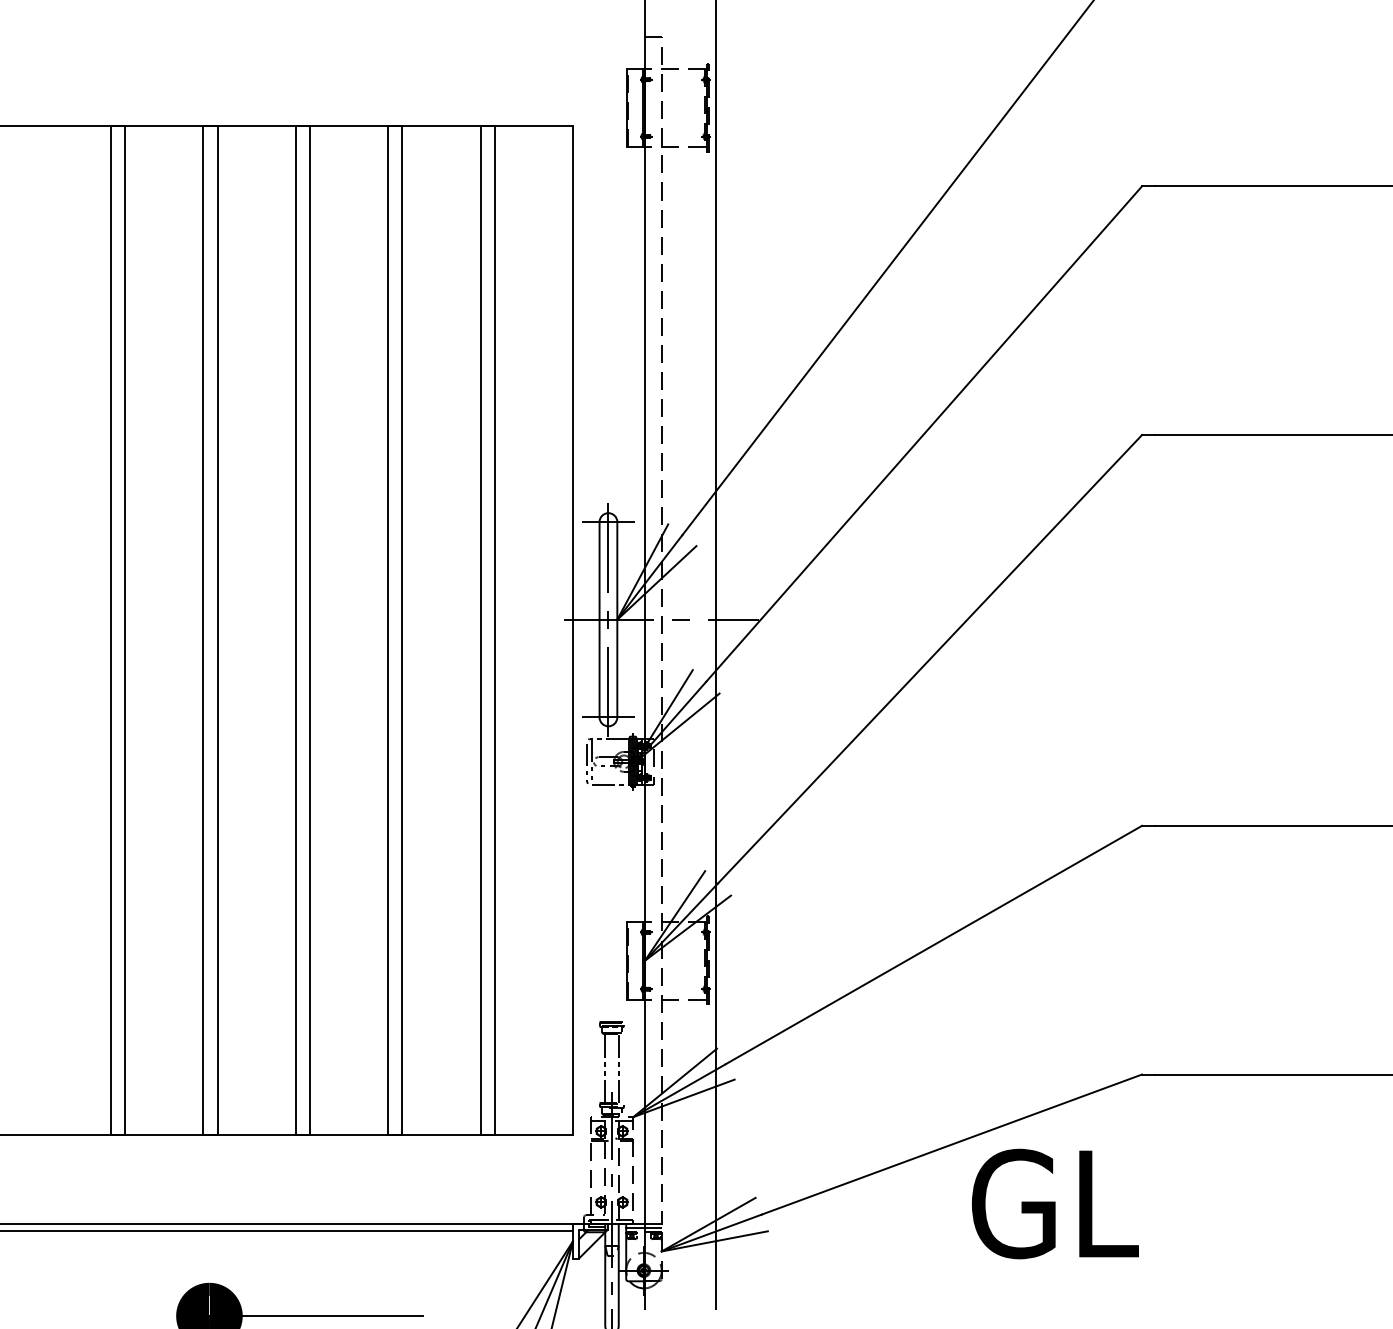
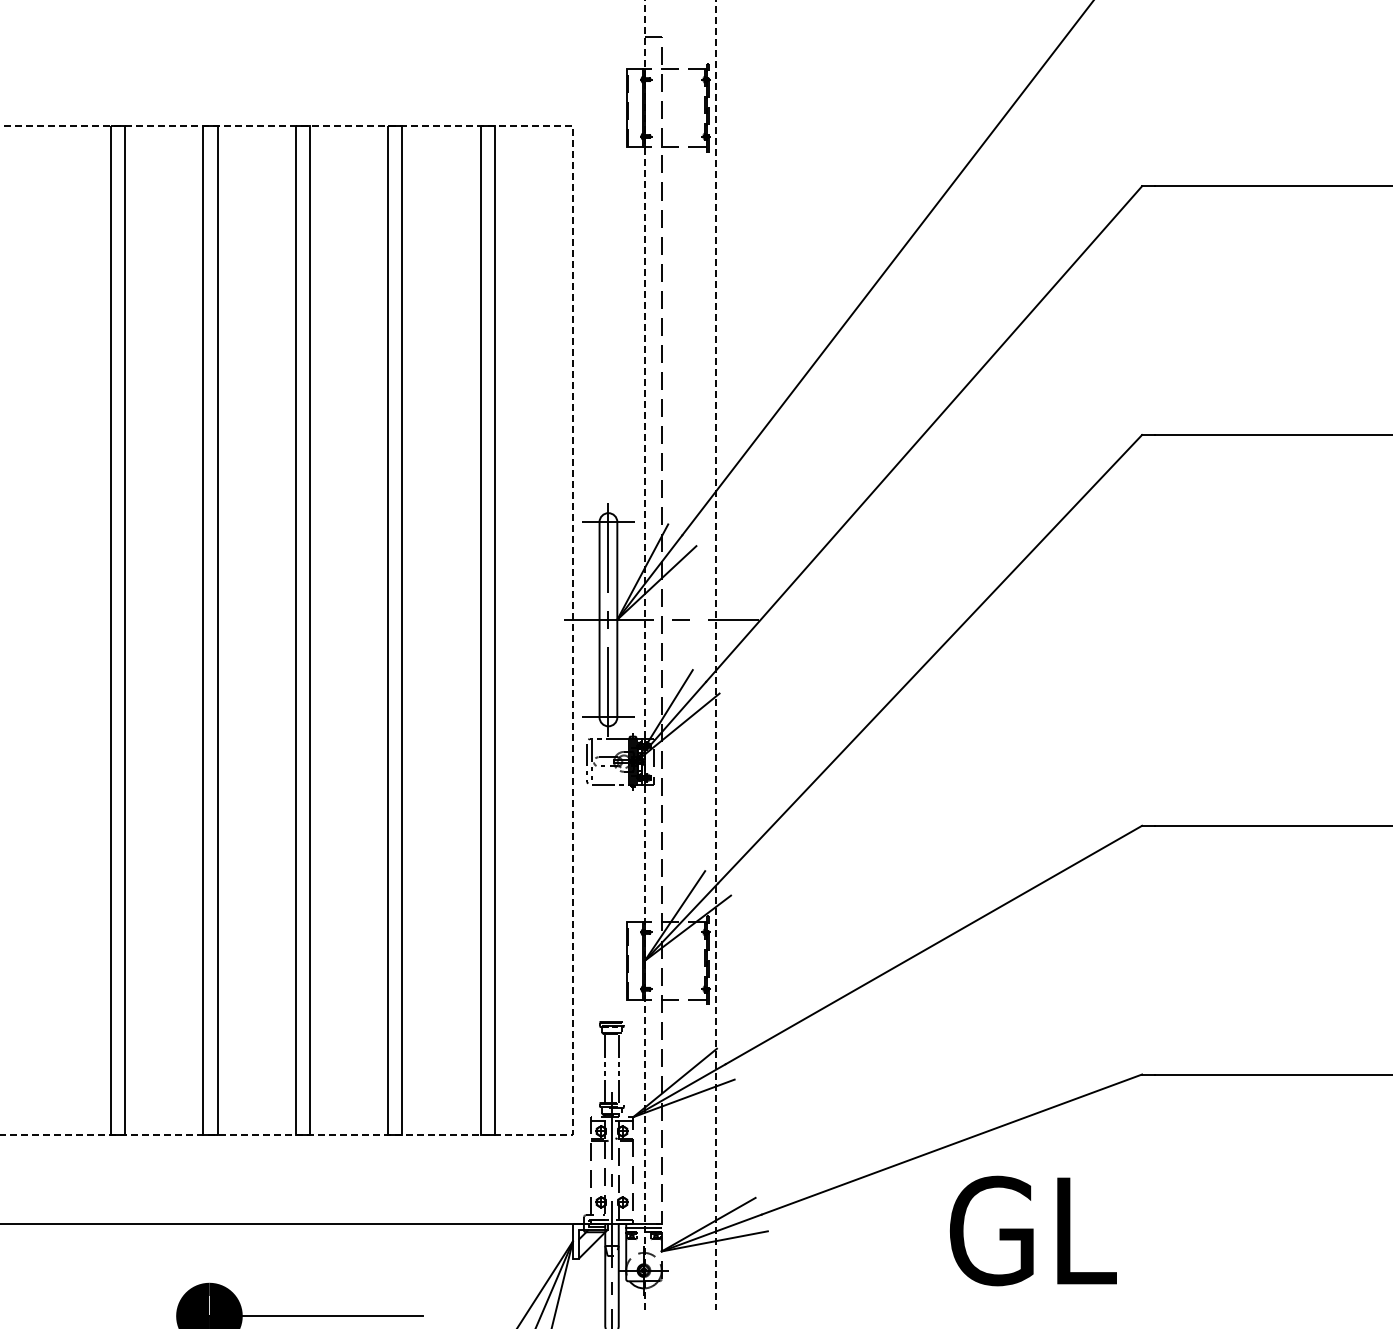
line: solid -> dashed (715, 0)
line: solid -> dashed (572, 630)
text position: (1055, 1203) -> (1033, 1230) (1033, 1230)
line: present -> none (287, 1230)
